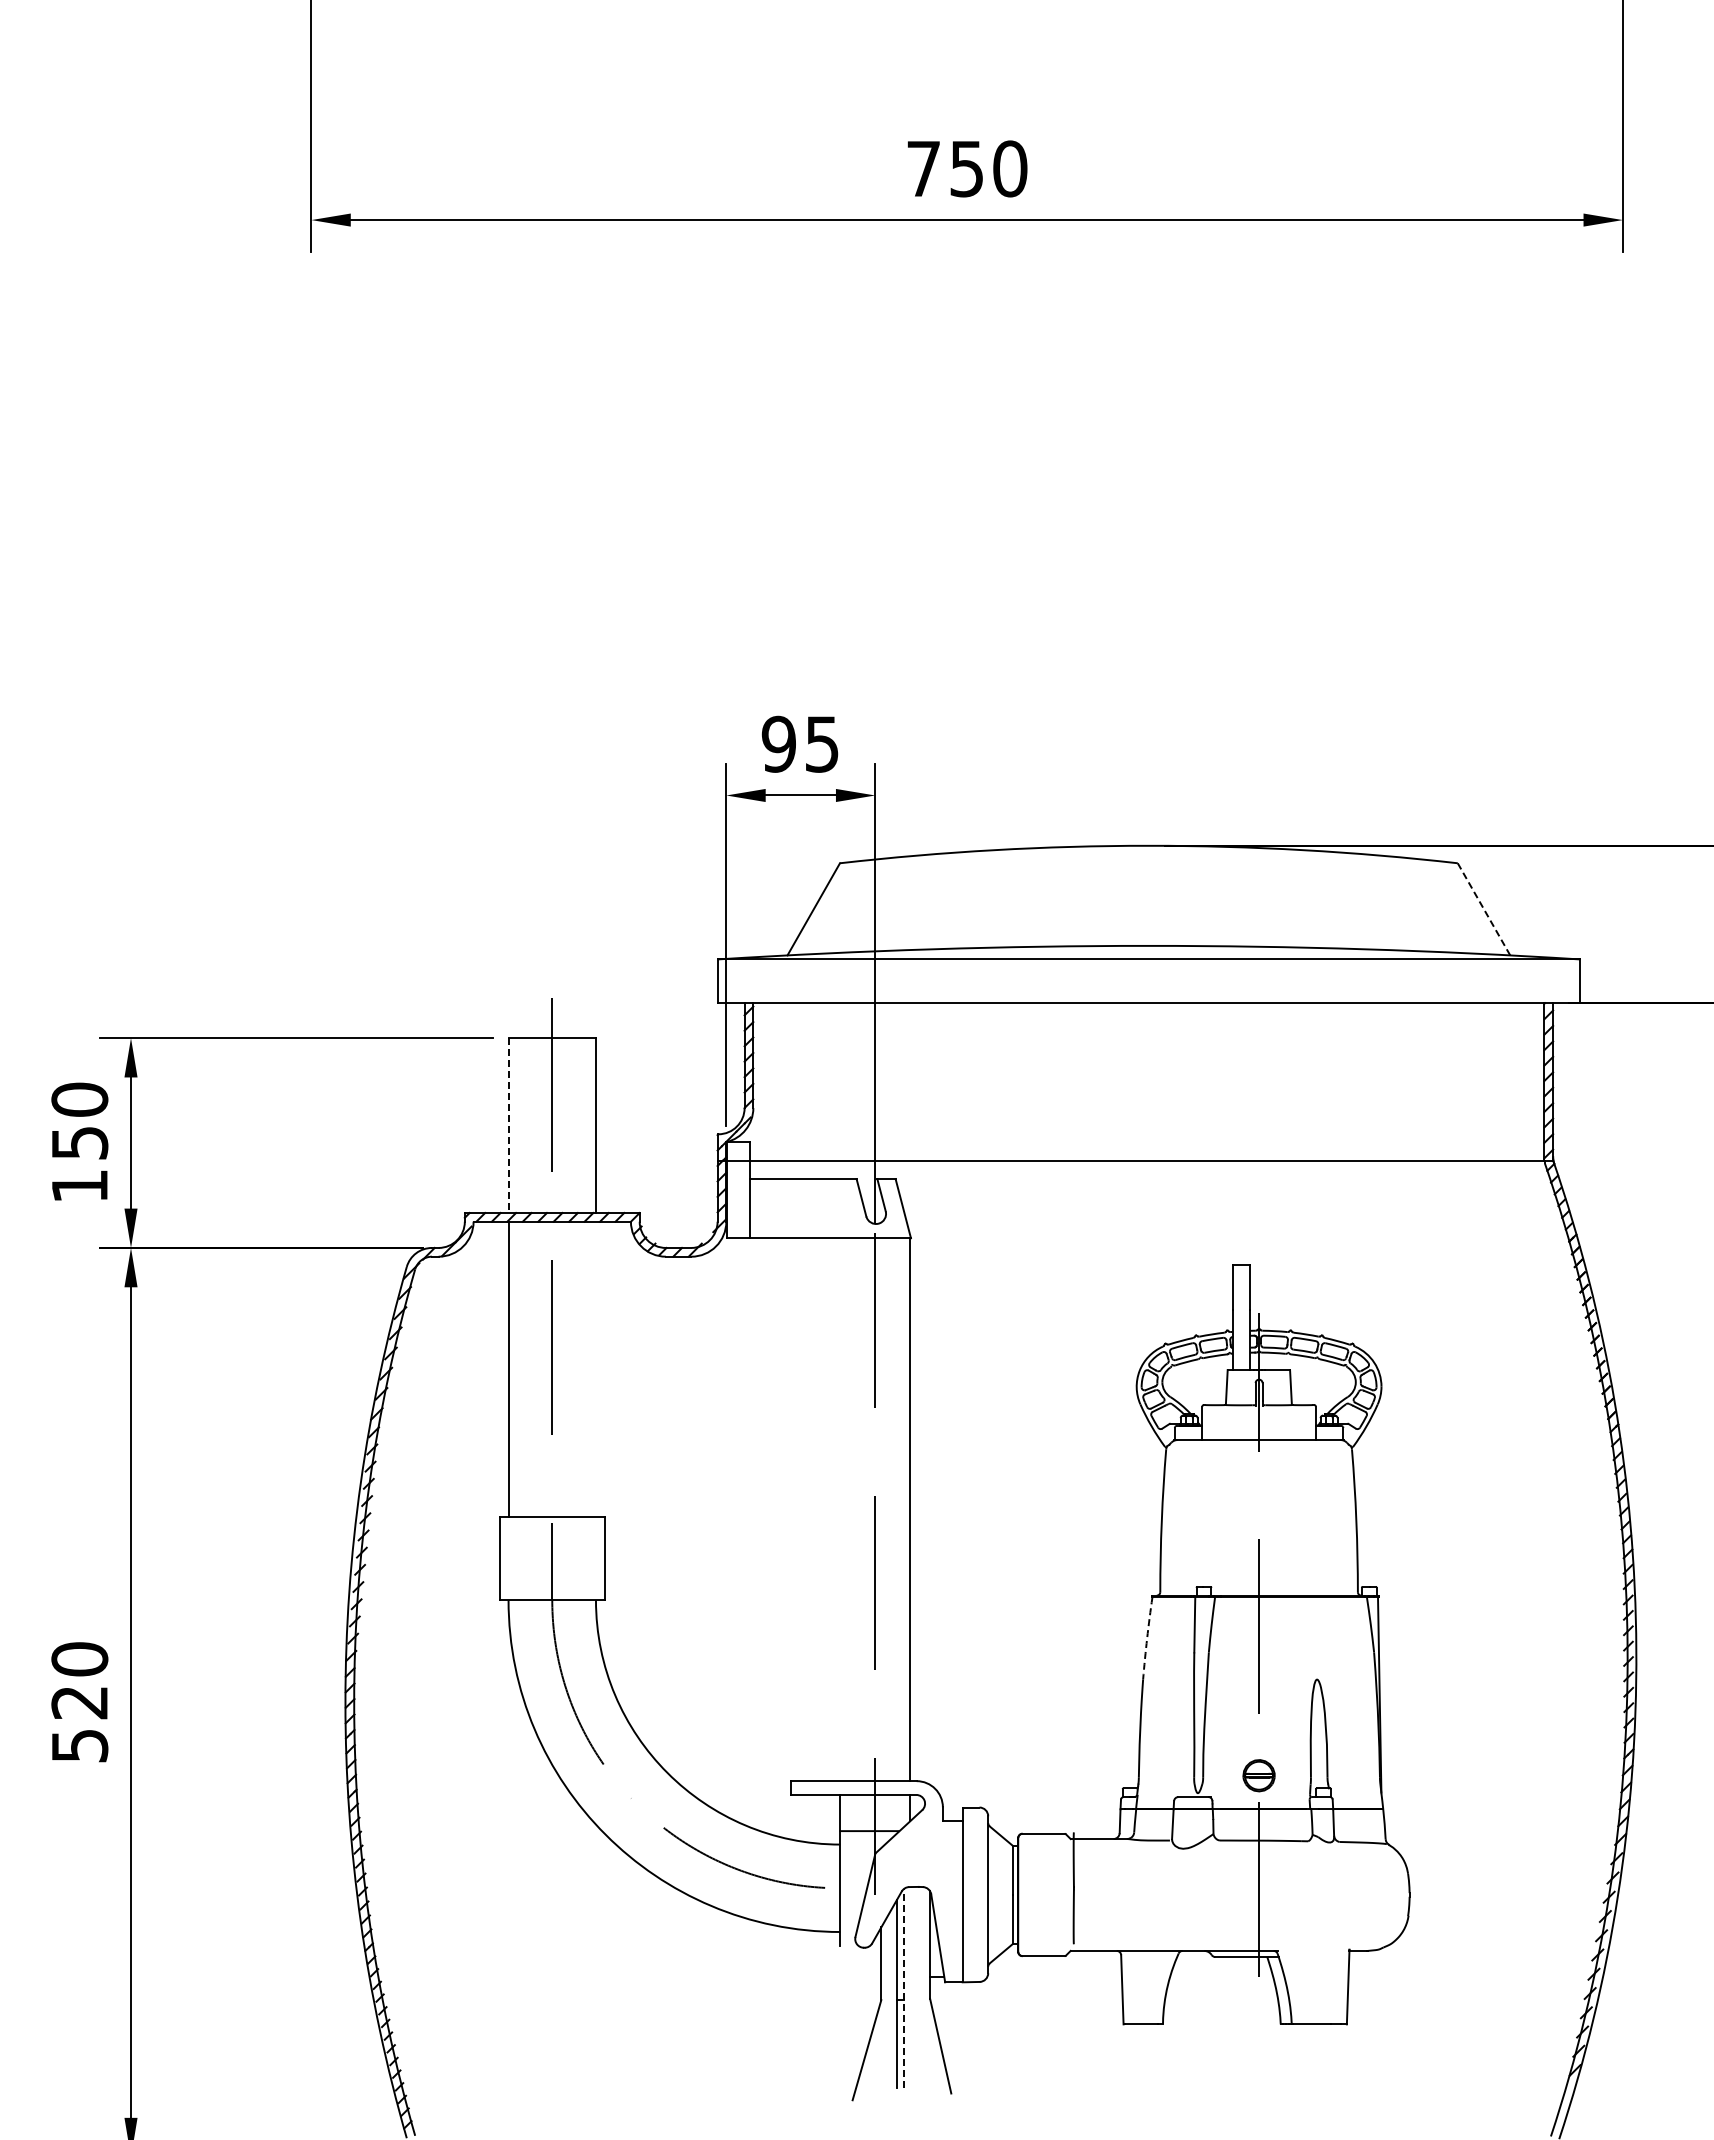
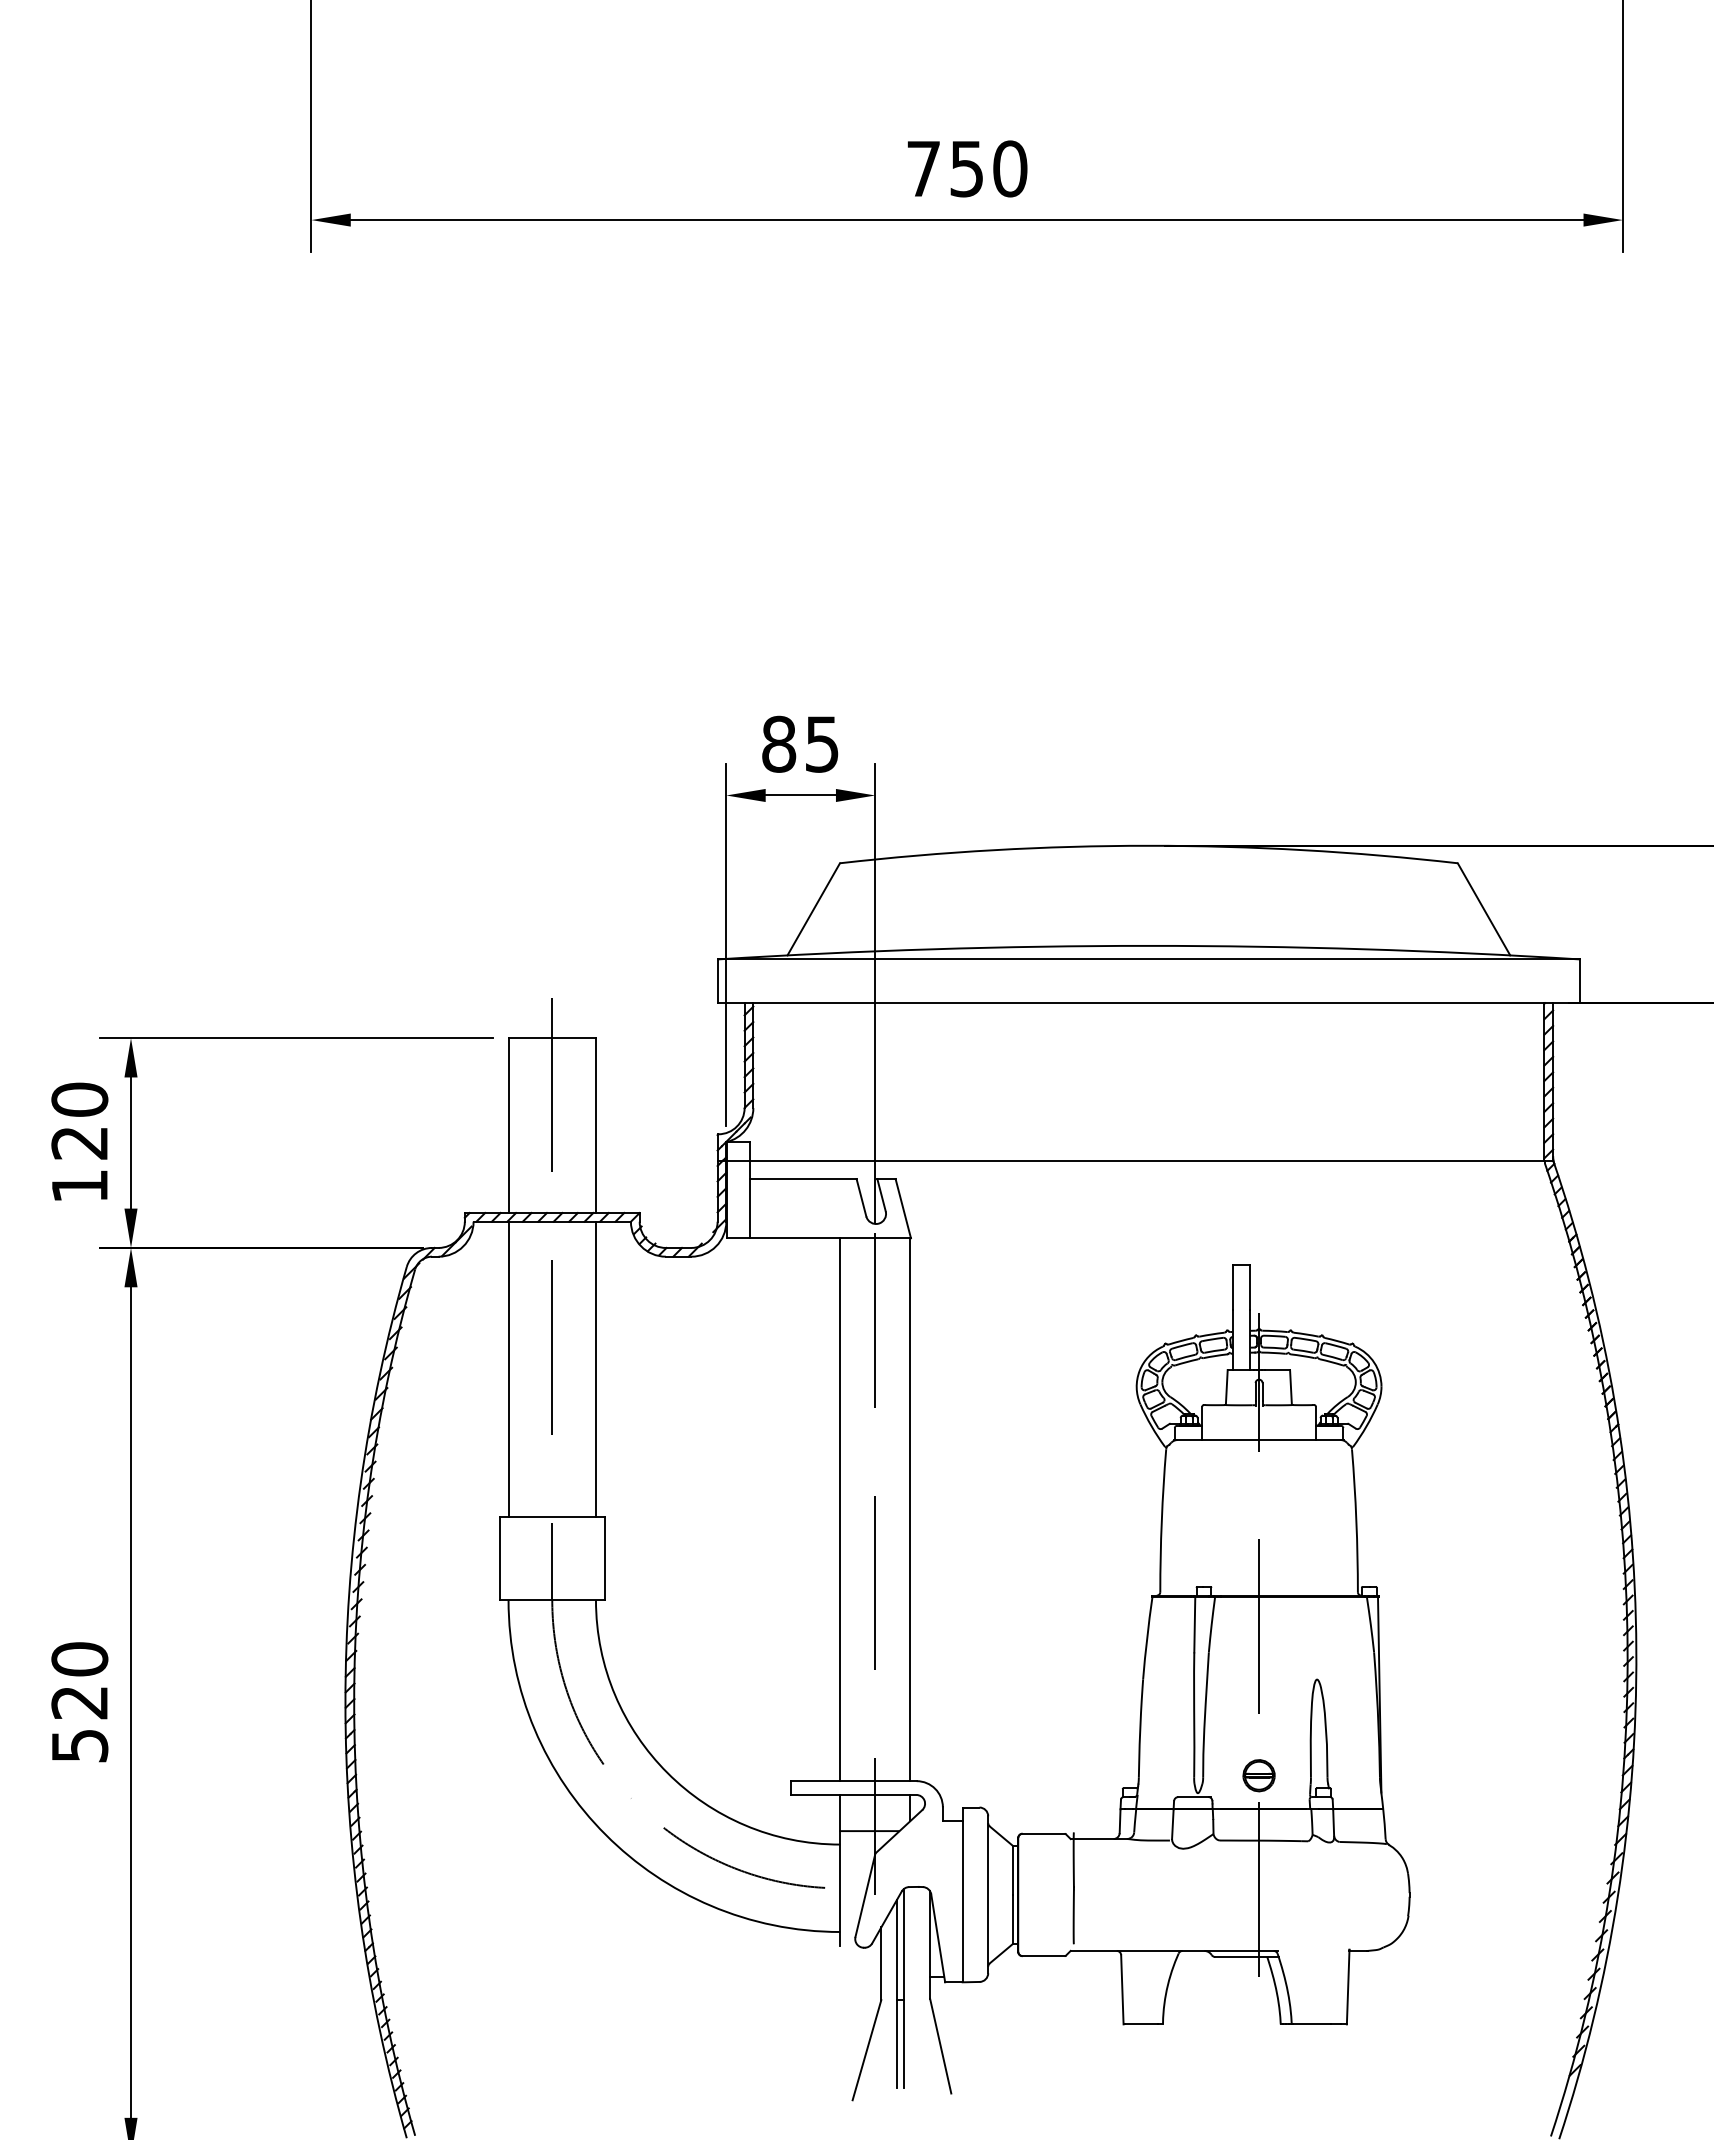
text: 95 -> 85 (778, 743)
line: dashed -> solid (1483, 908)
line: dashed -> solid (508, 1126)
text: 150 -> 120 (79, 1143)
line: none -> present (595, 1368)
line: none -> present (840, 1509)
arc: dashed -> solid (1147, 1638)
line: dashed -> solid (904, 1988)
